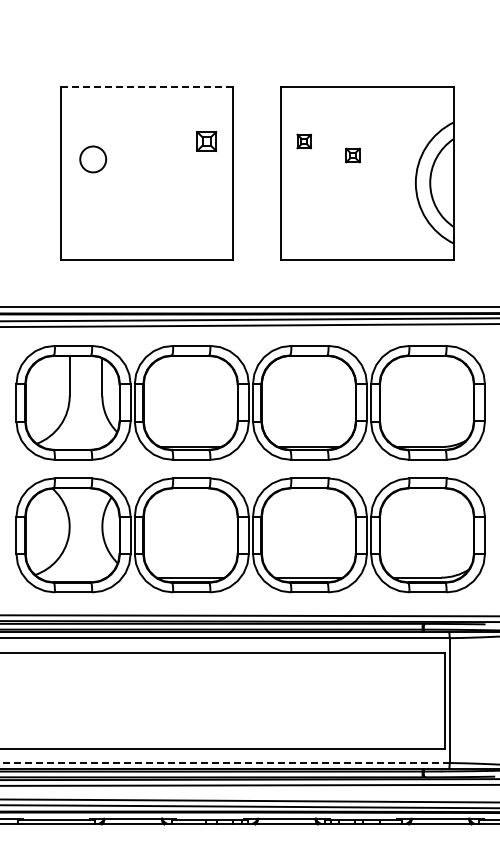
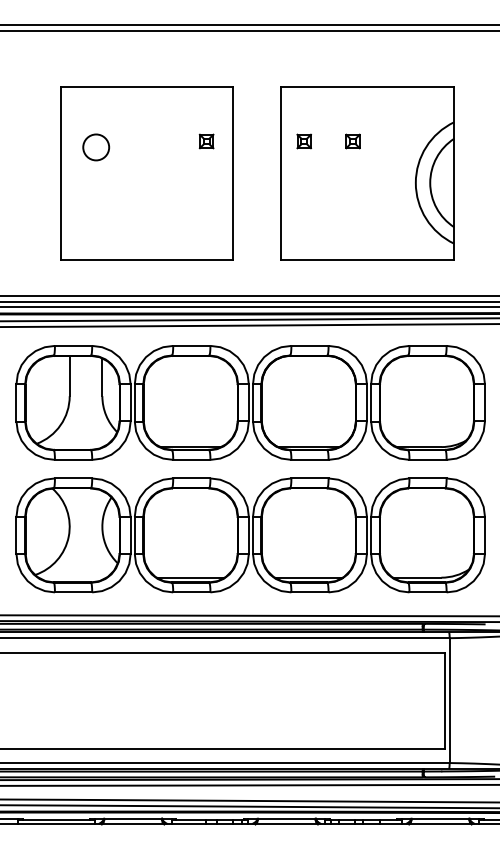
line: none -> present (249, 25)
line: none -> present (249, 31)
line: dashed -> solid (146, 86)
part size: 22x21 px -> 17x17 px (206, 141)
part position: (352, 155) -> (352, 141) (352, 141)
circle position: (93, 159) -> (96, 147) (96, 147)
line: none -> present (249, 296)
line: none -> present (249, 302)
line: dashed -> solid (224, 763)
